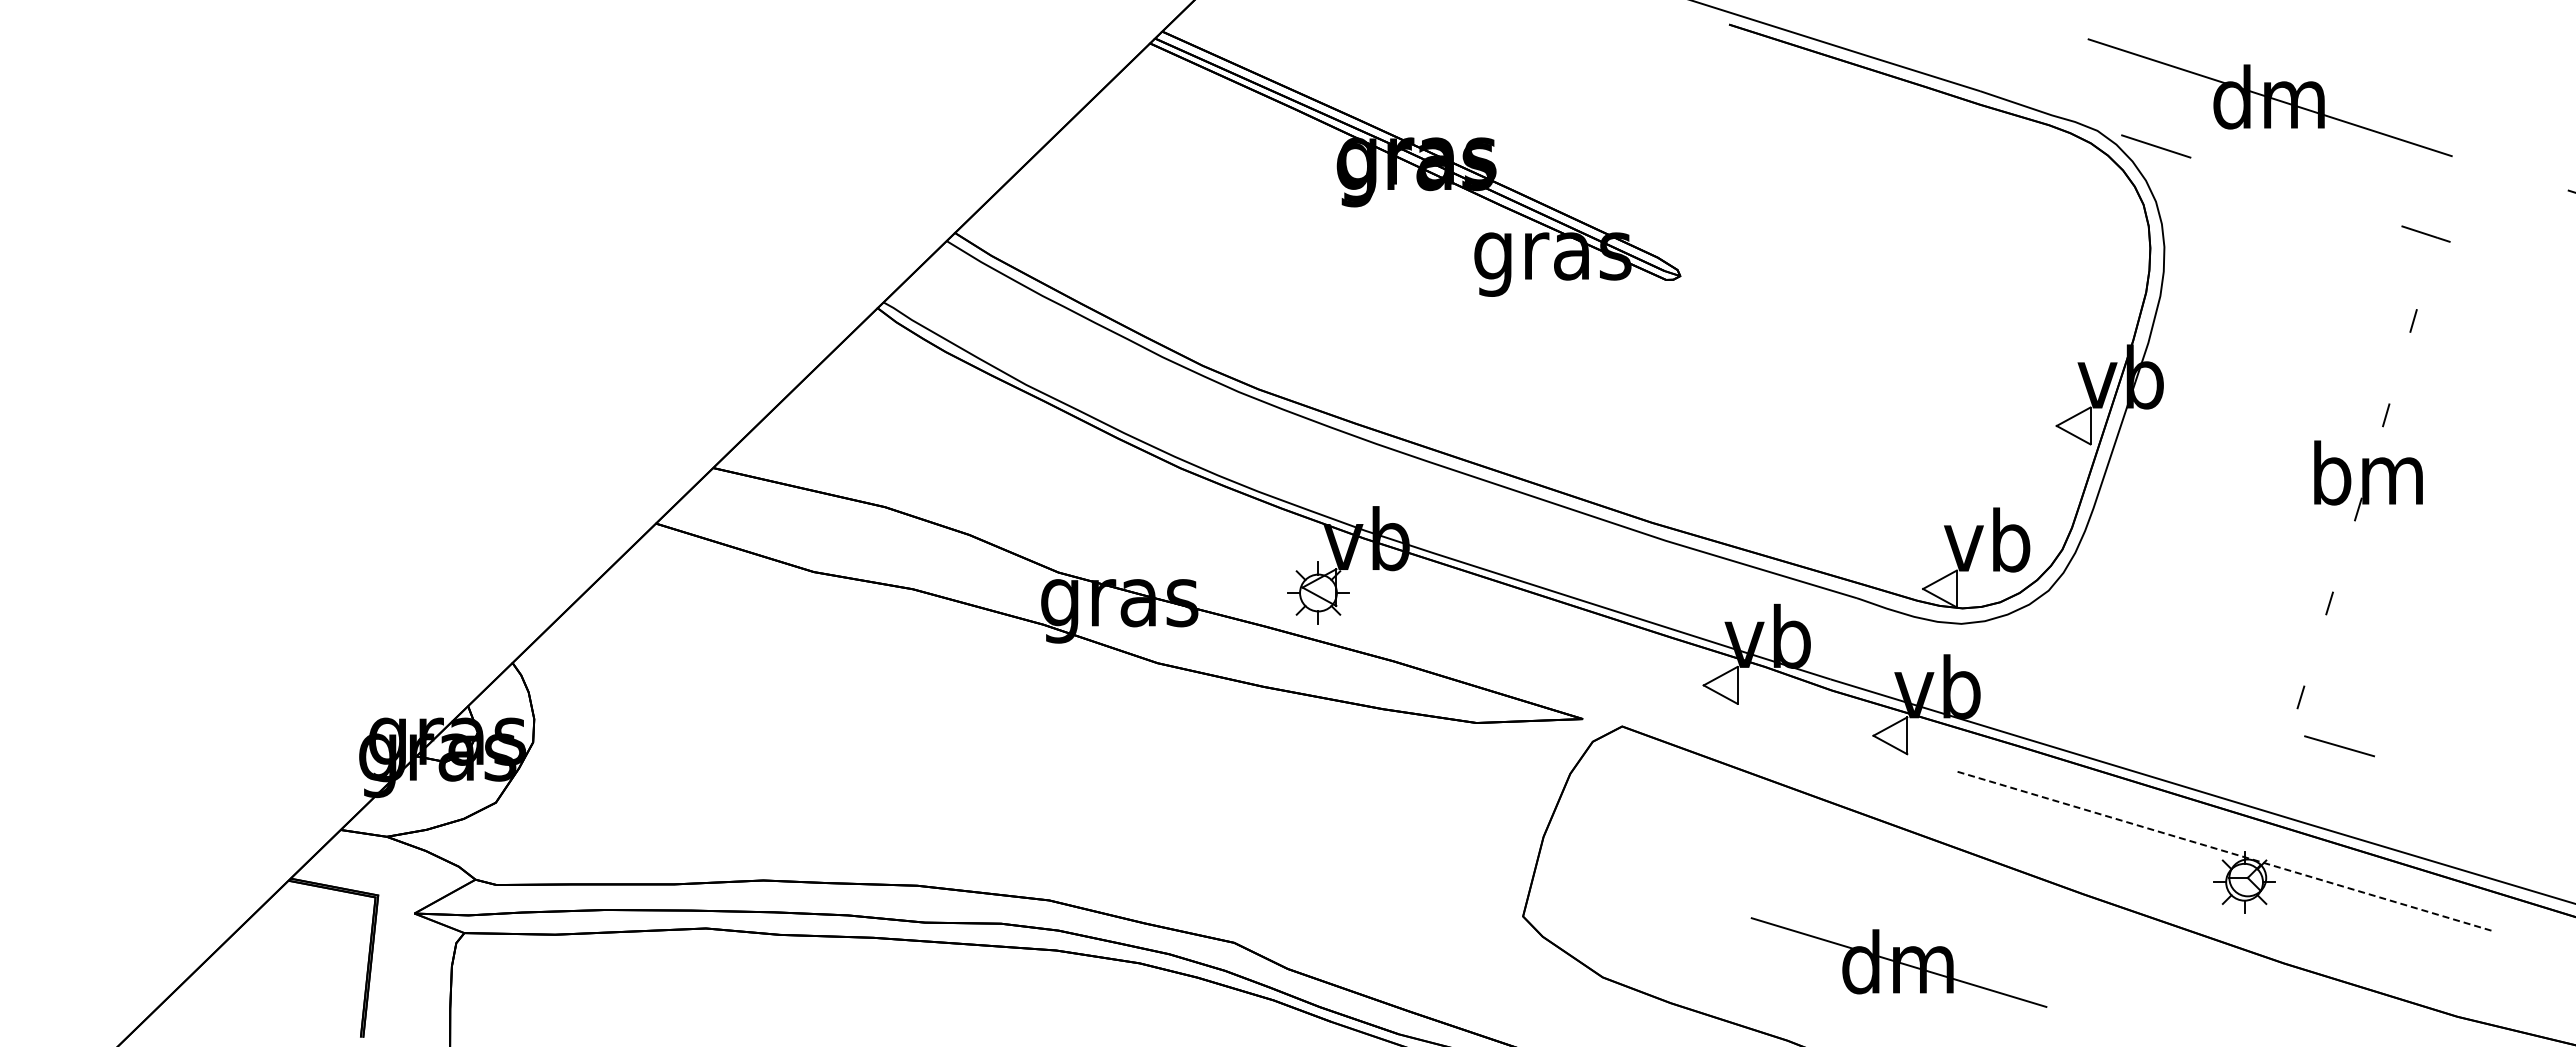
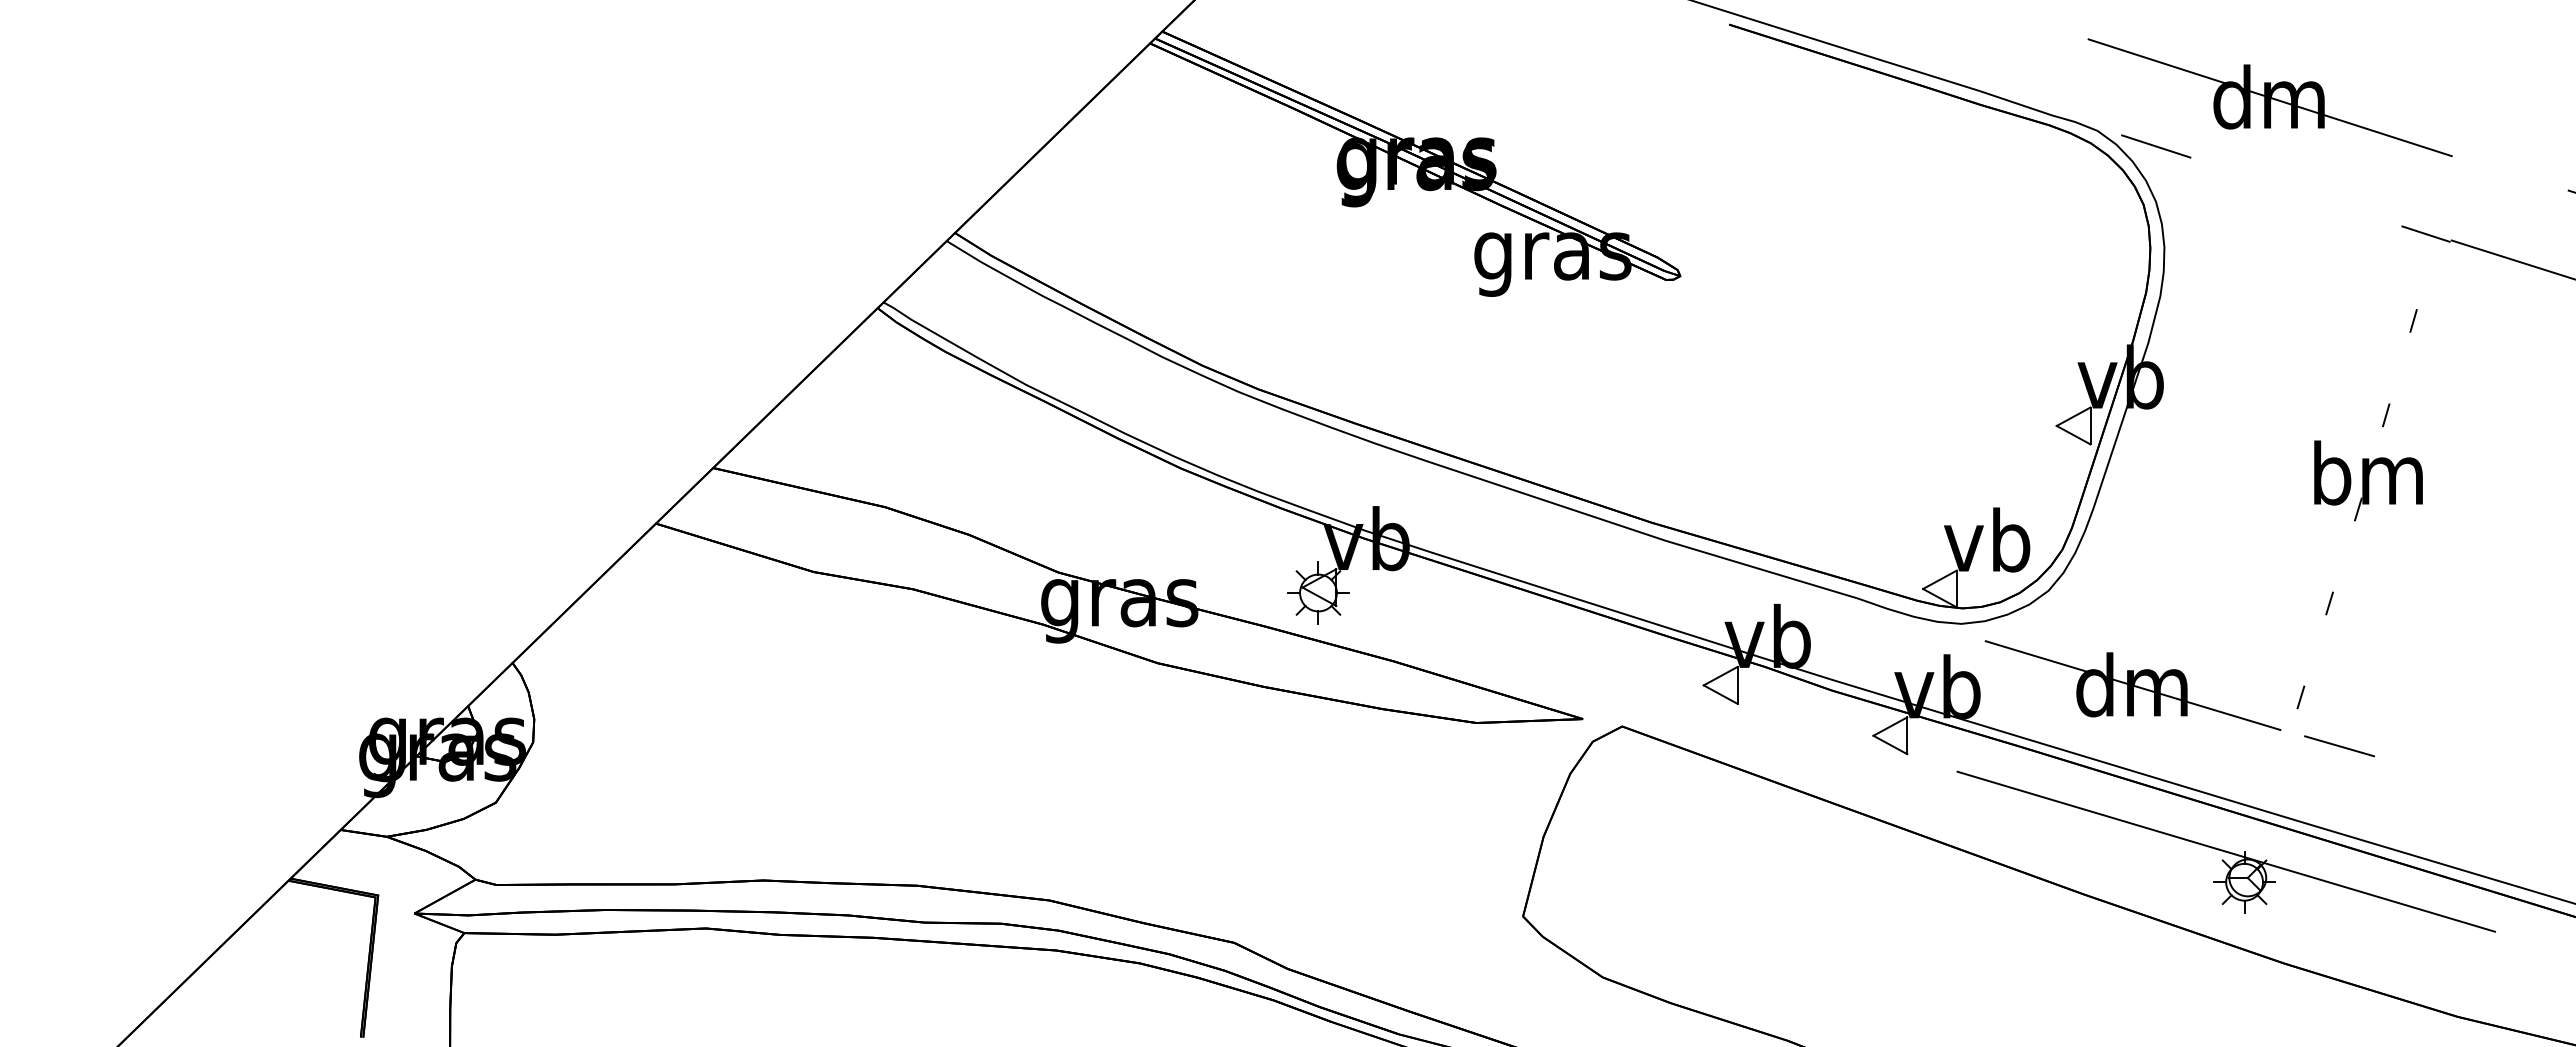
line: none -> present (2511, 259)
line: dashed -> solid (2226, 851)
part position: (1898, 962) -> (2132, 685) (2132, 685)
